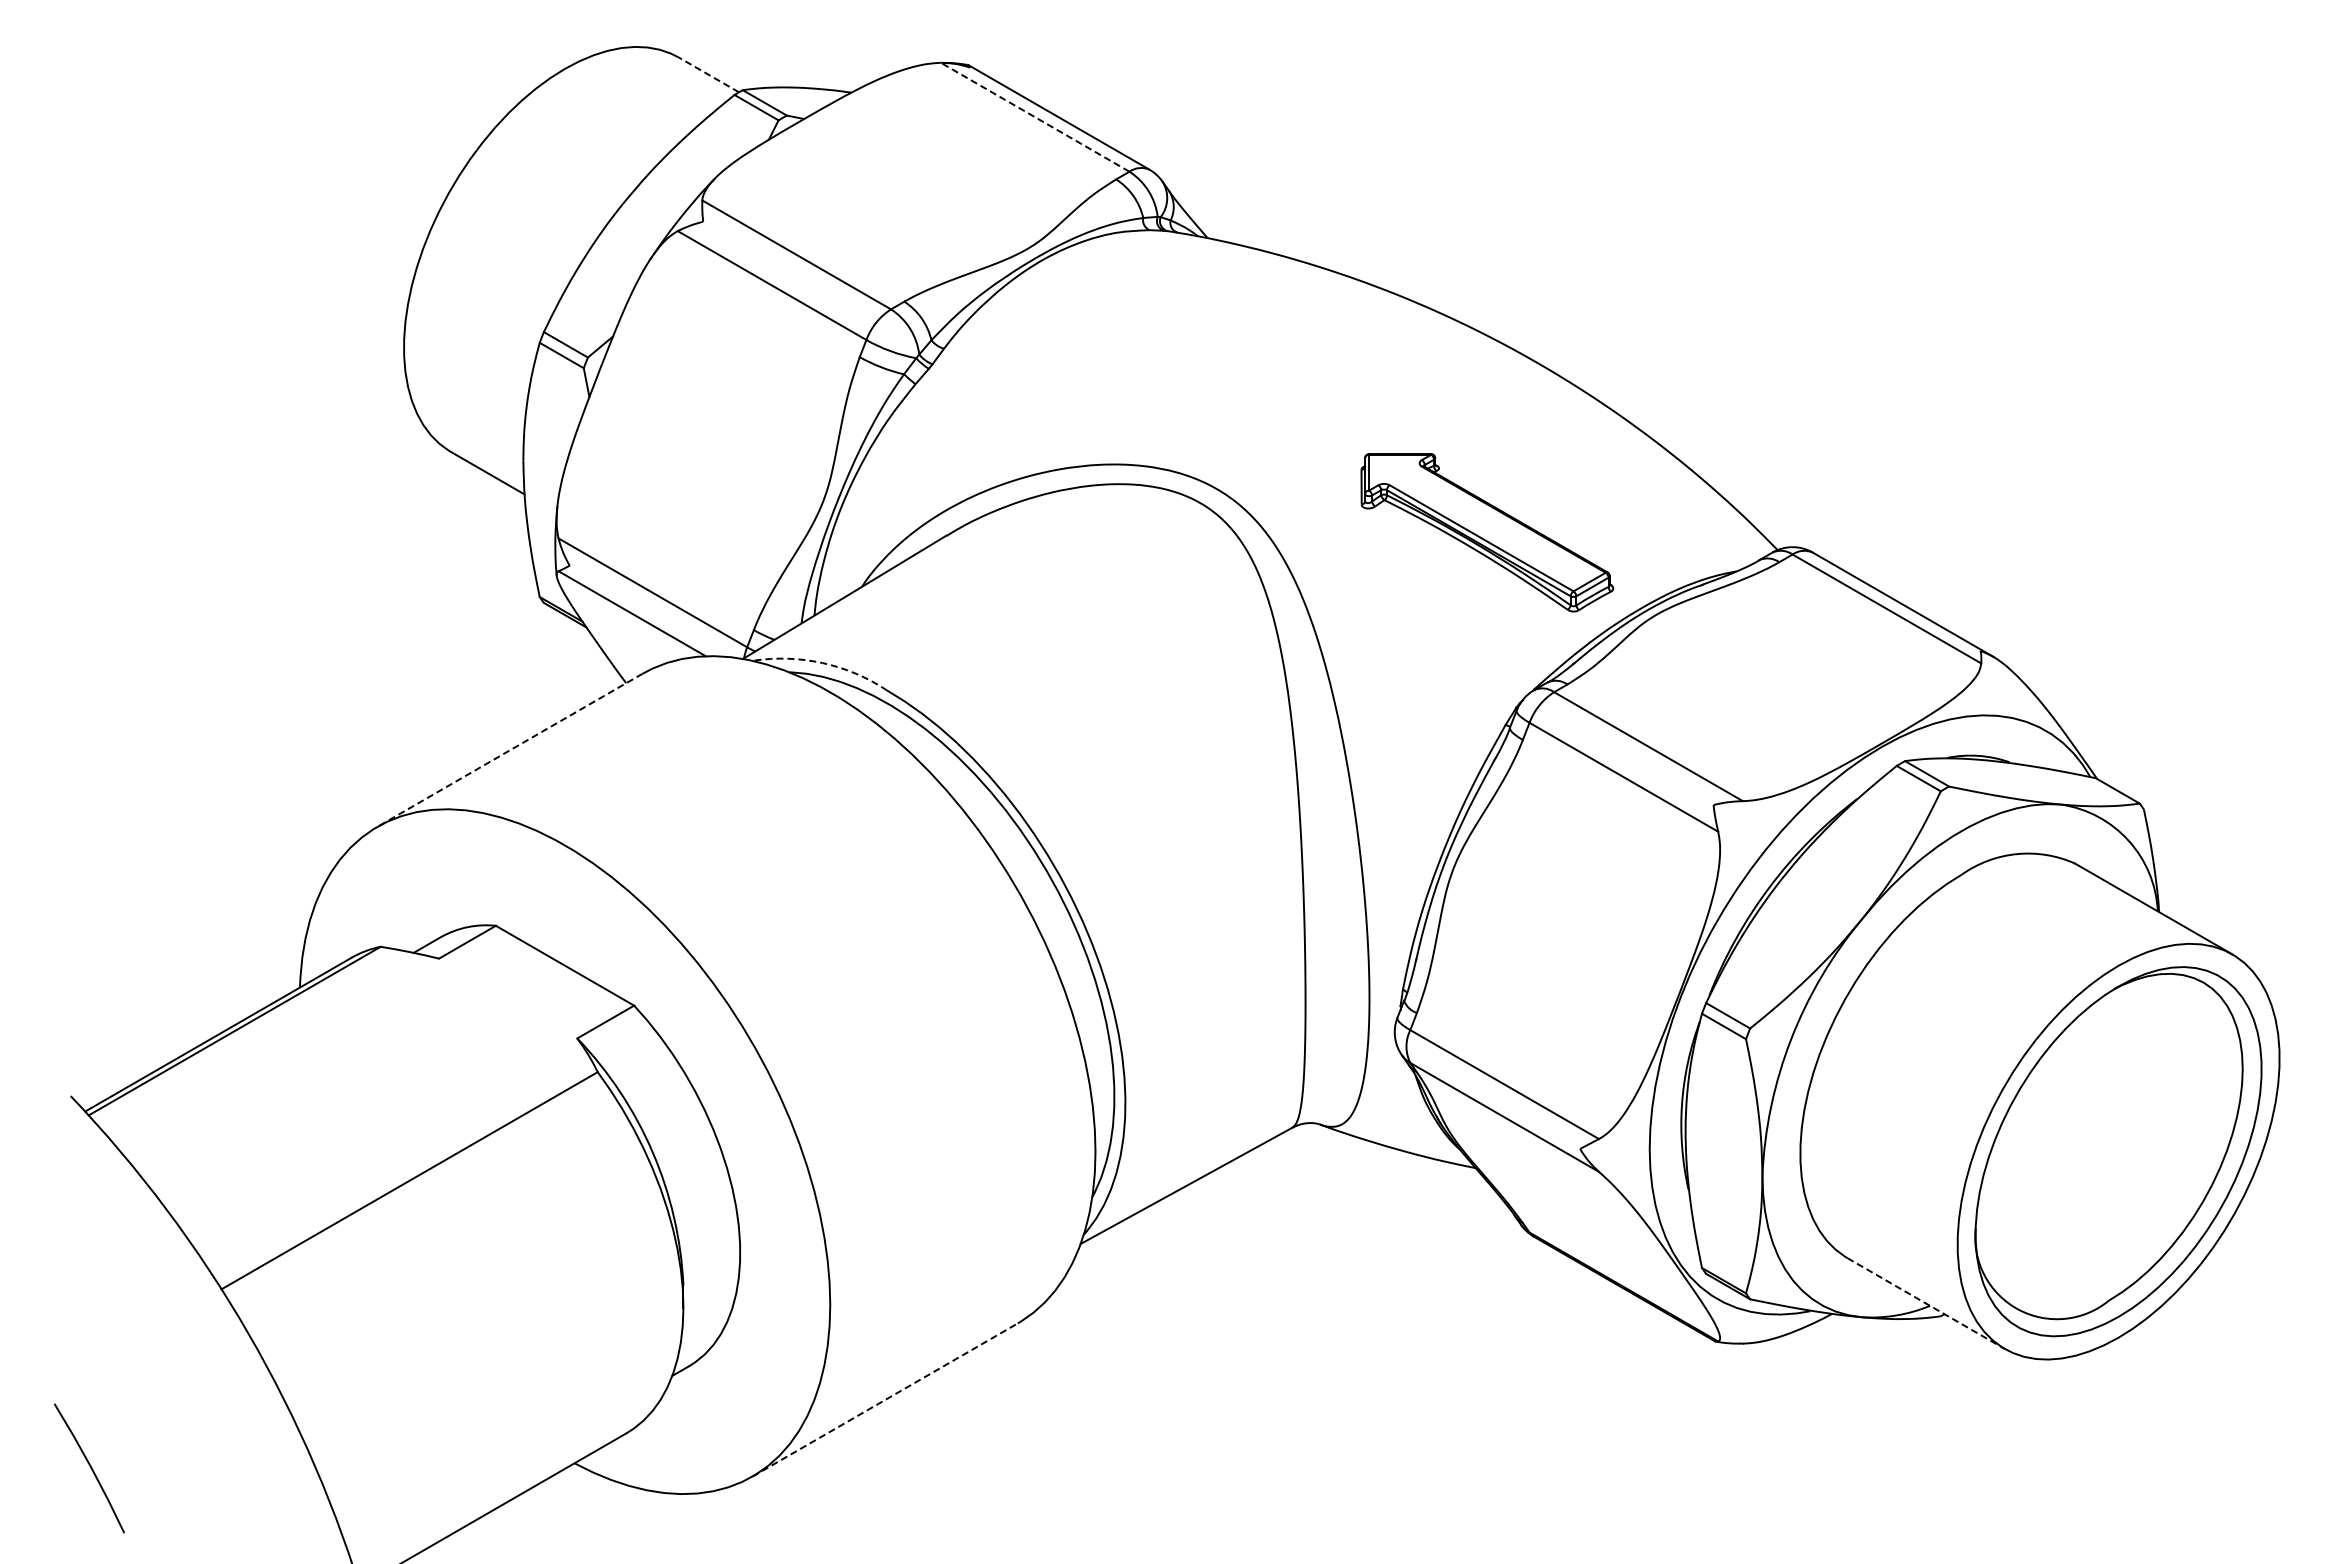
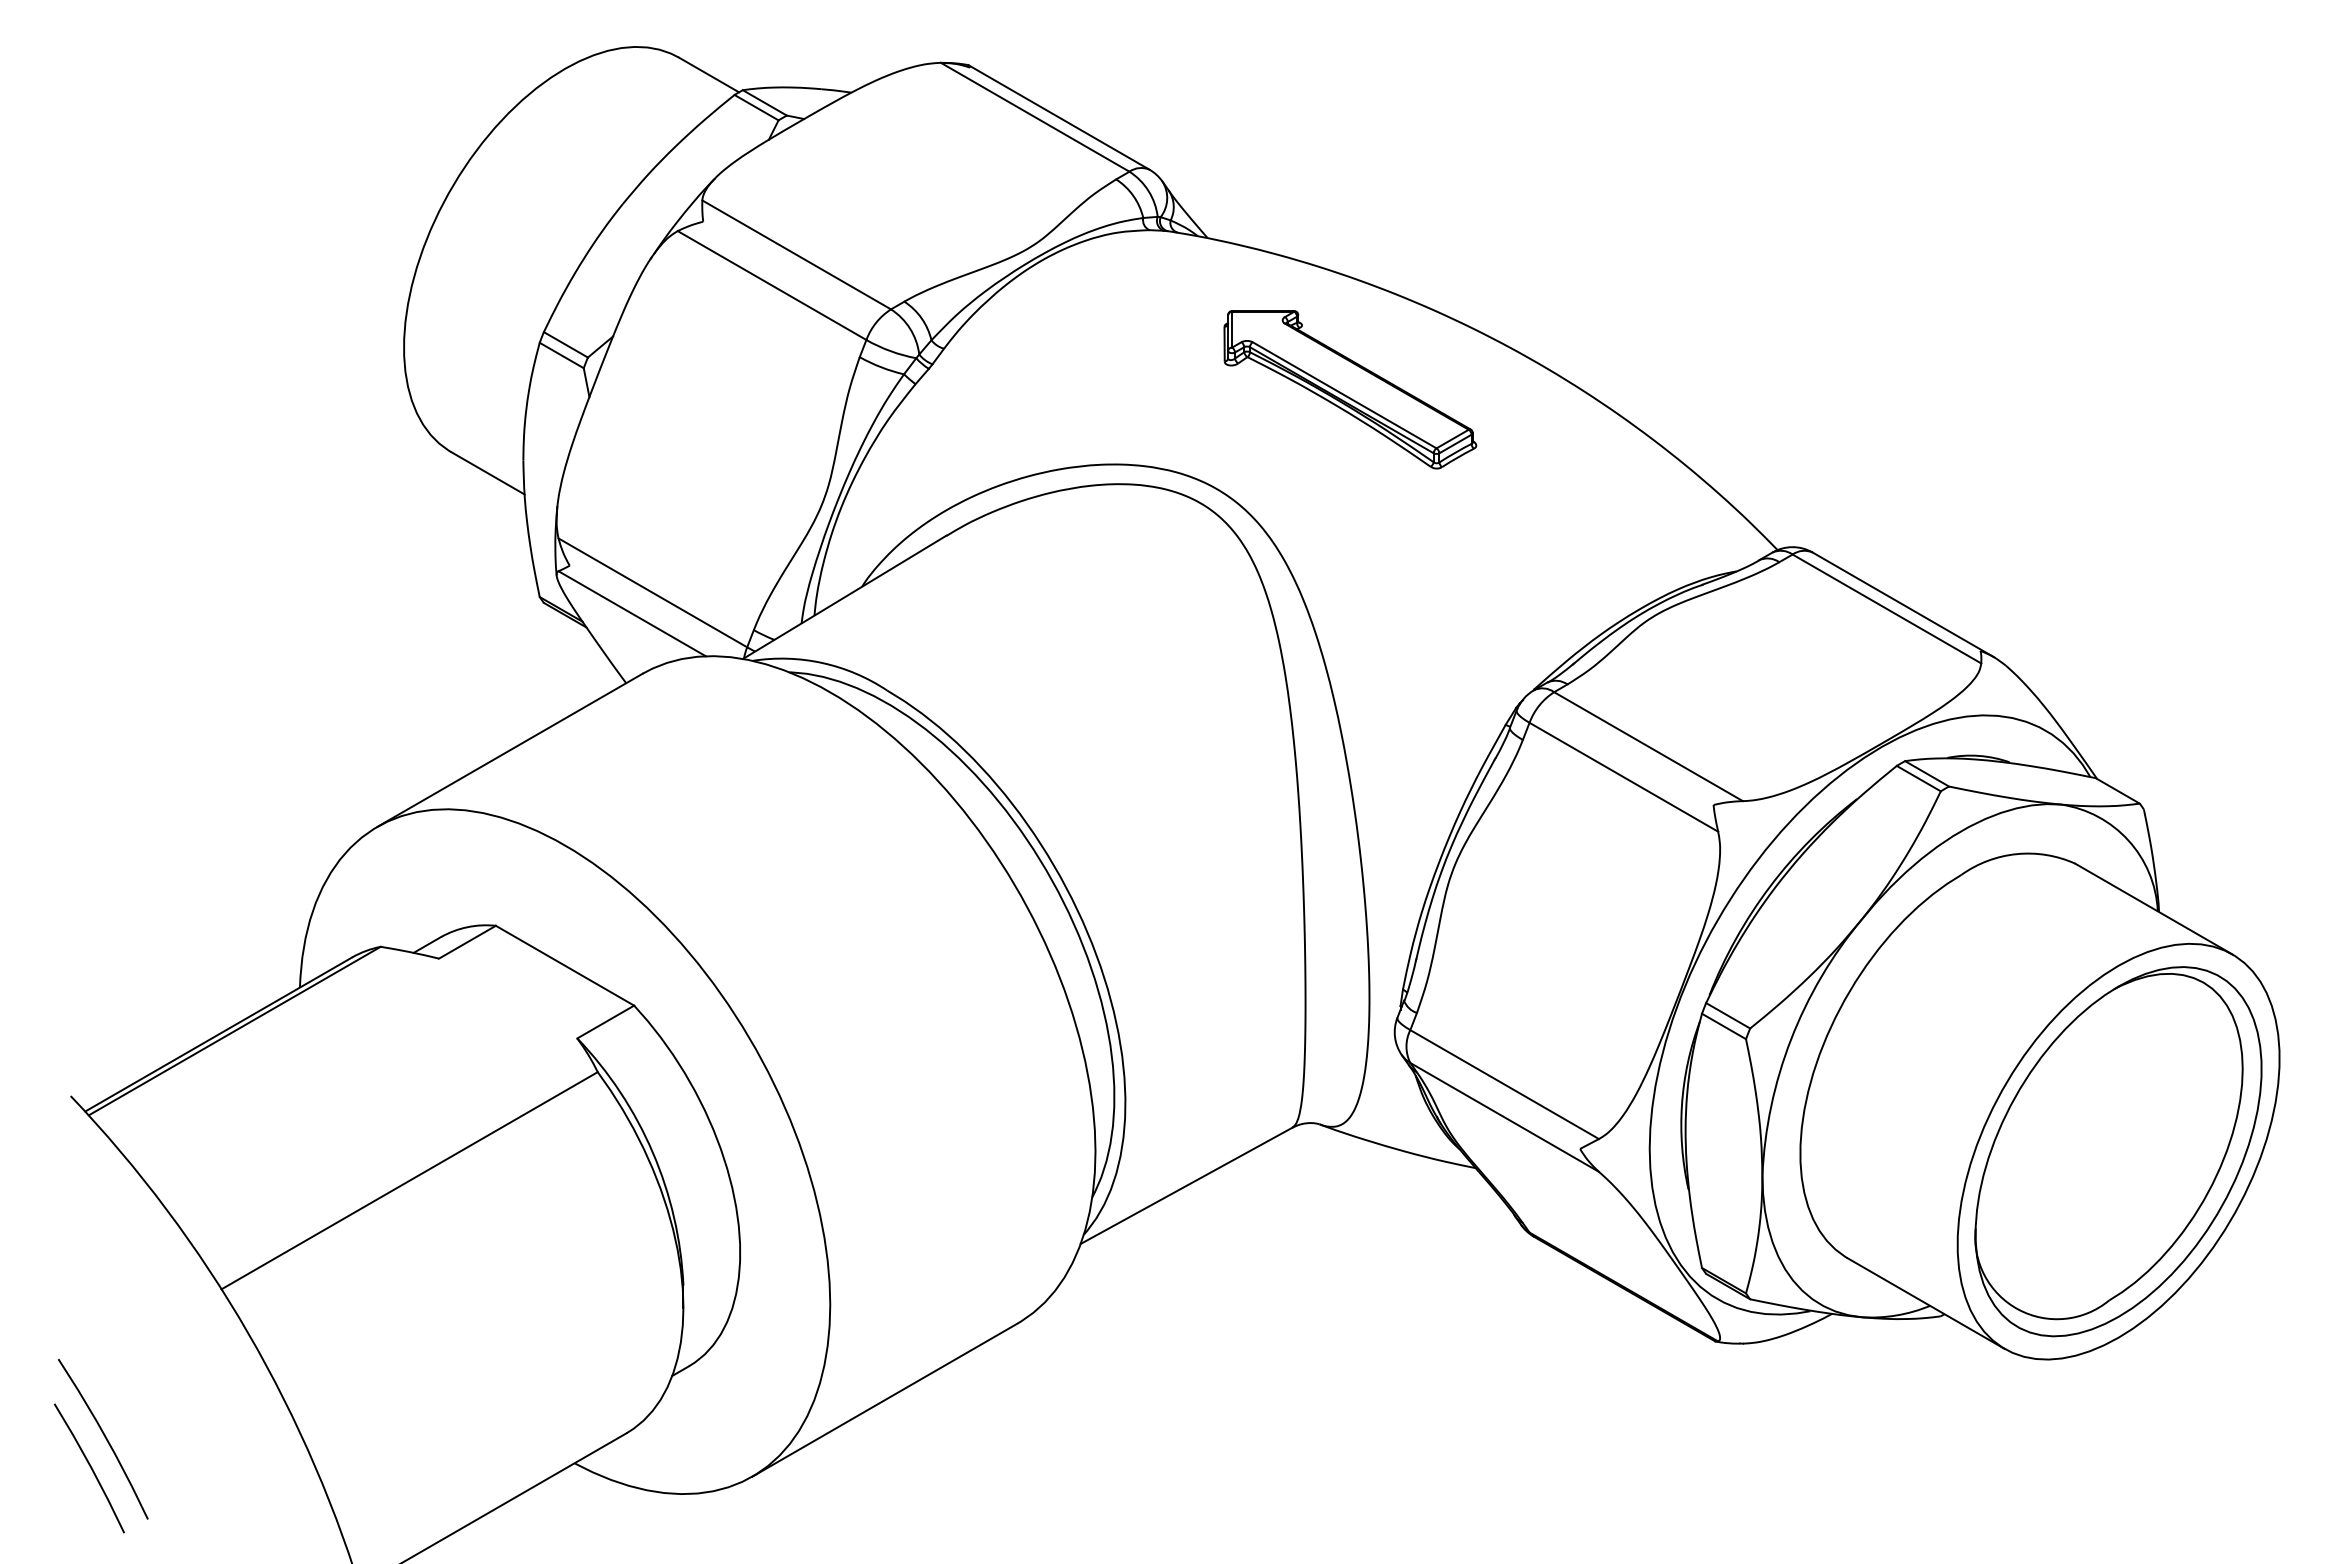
line: dashed -> solid (708, 74)
line: dashed -> solid (1035, 117)
part position: (1487, 532) -> (1350, 389) (1350, 389)
arc: dashed -> solid (822, 663)
line: dashed -> solid (509, 750)
line: dashed -> solid (1926, 1303)
line: dashed -> solid (885, 1399)
curve: none -> present (104, 1437)
